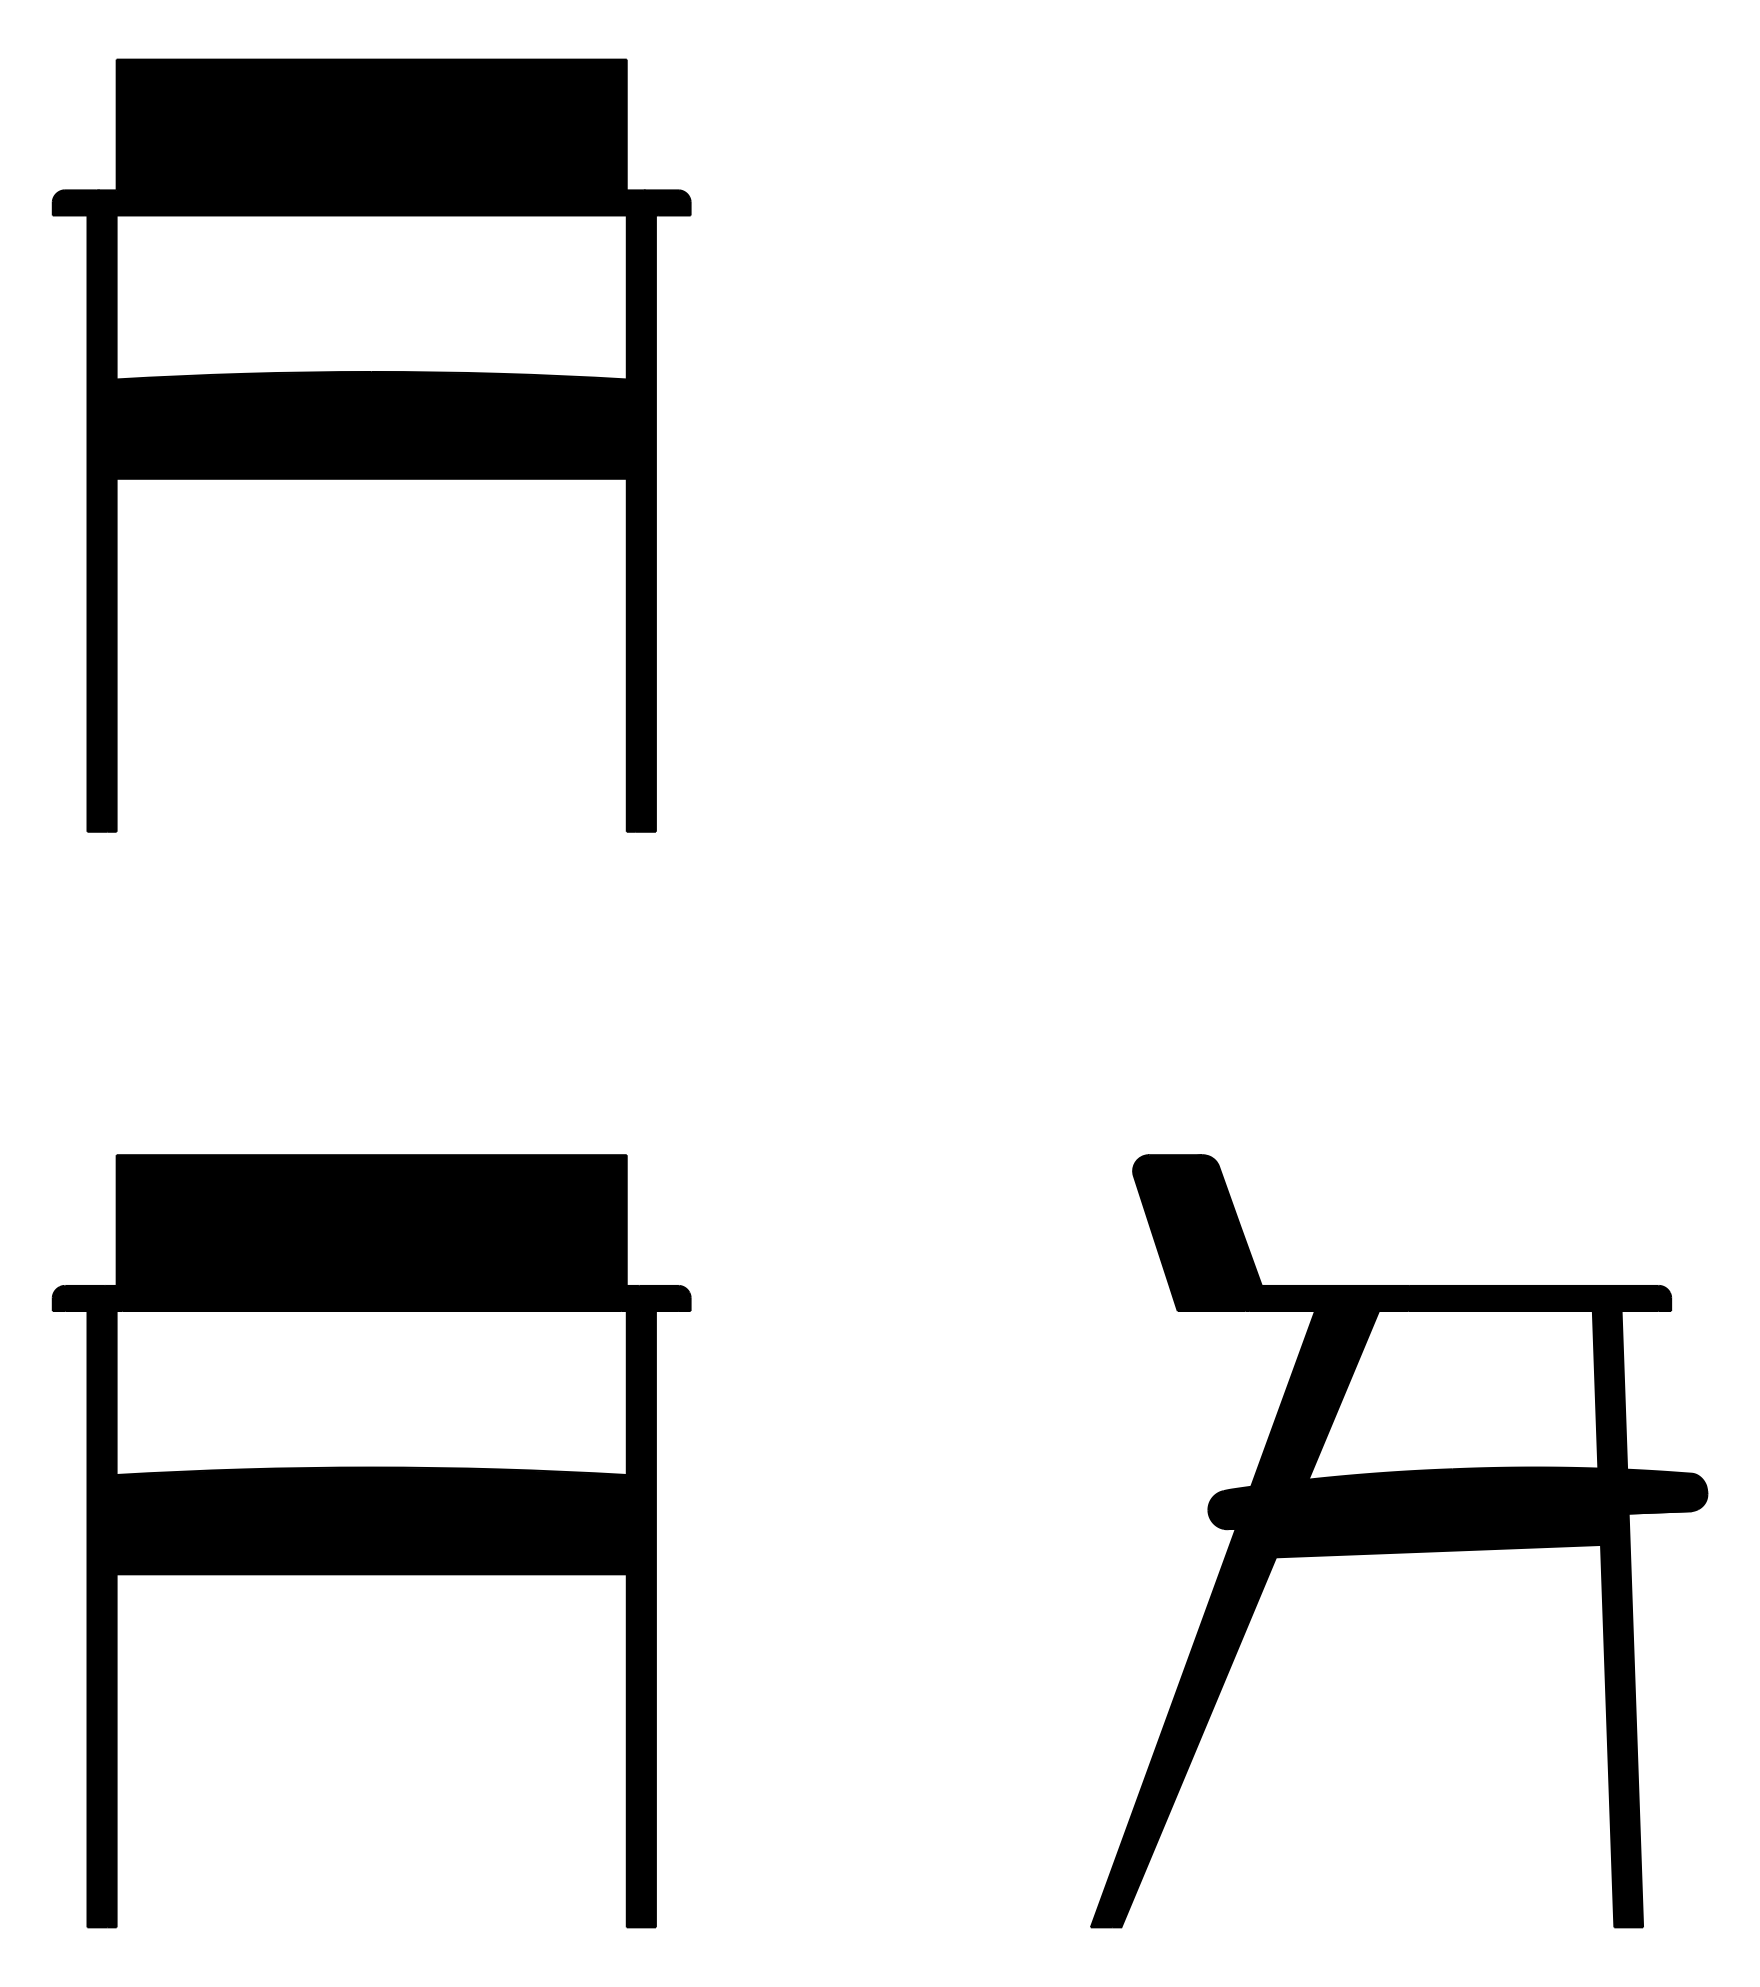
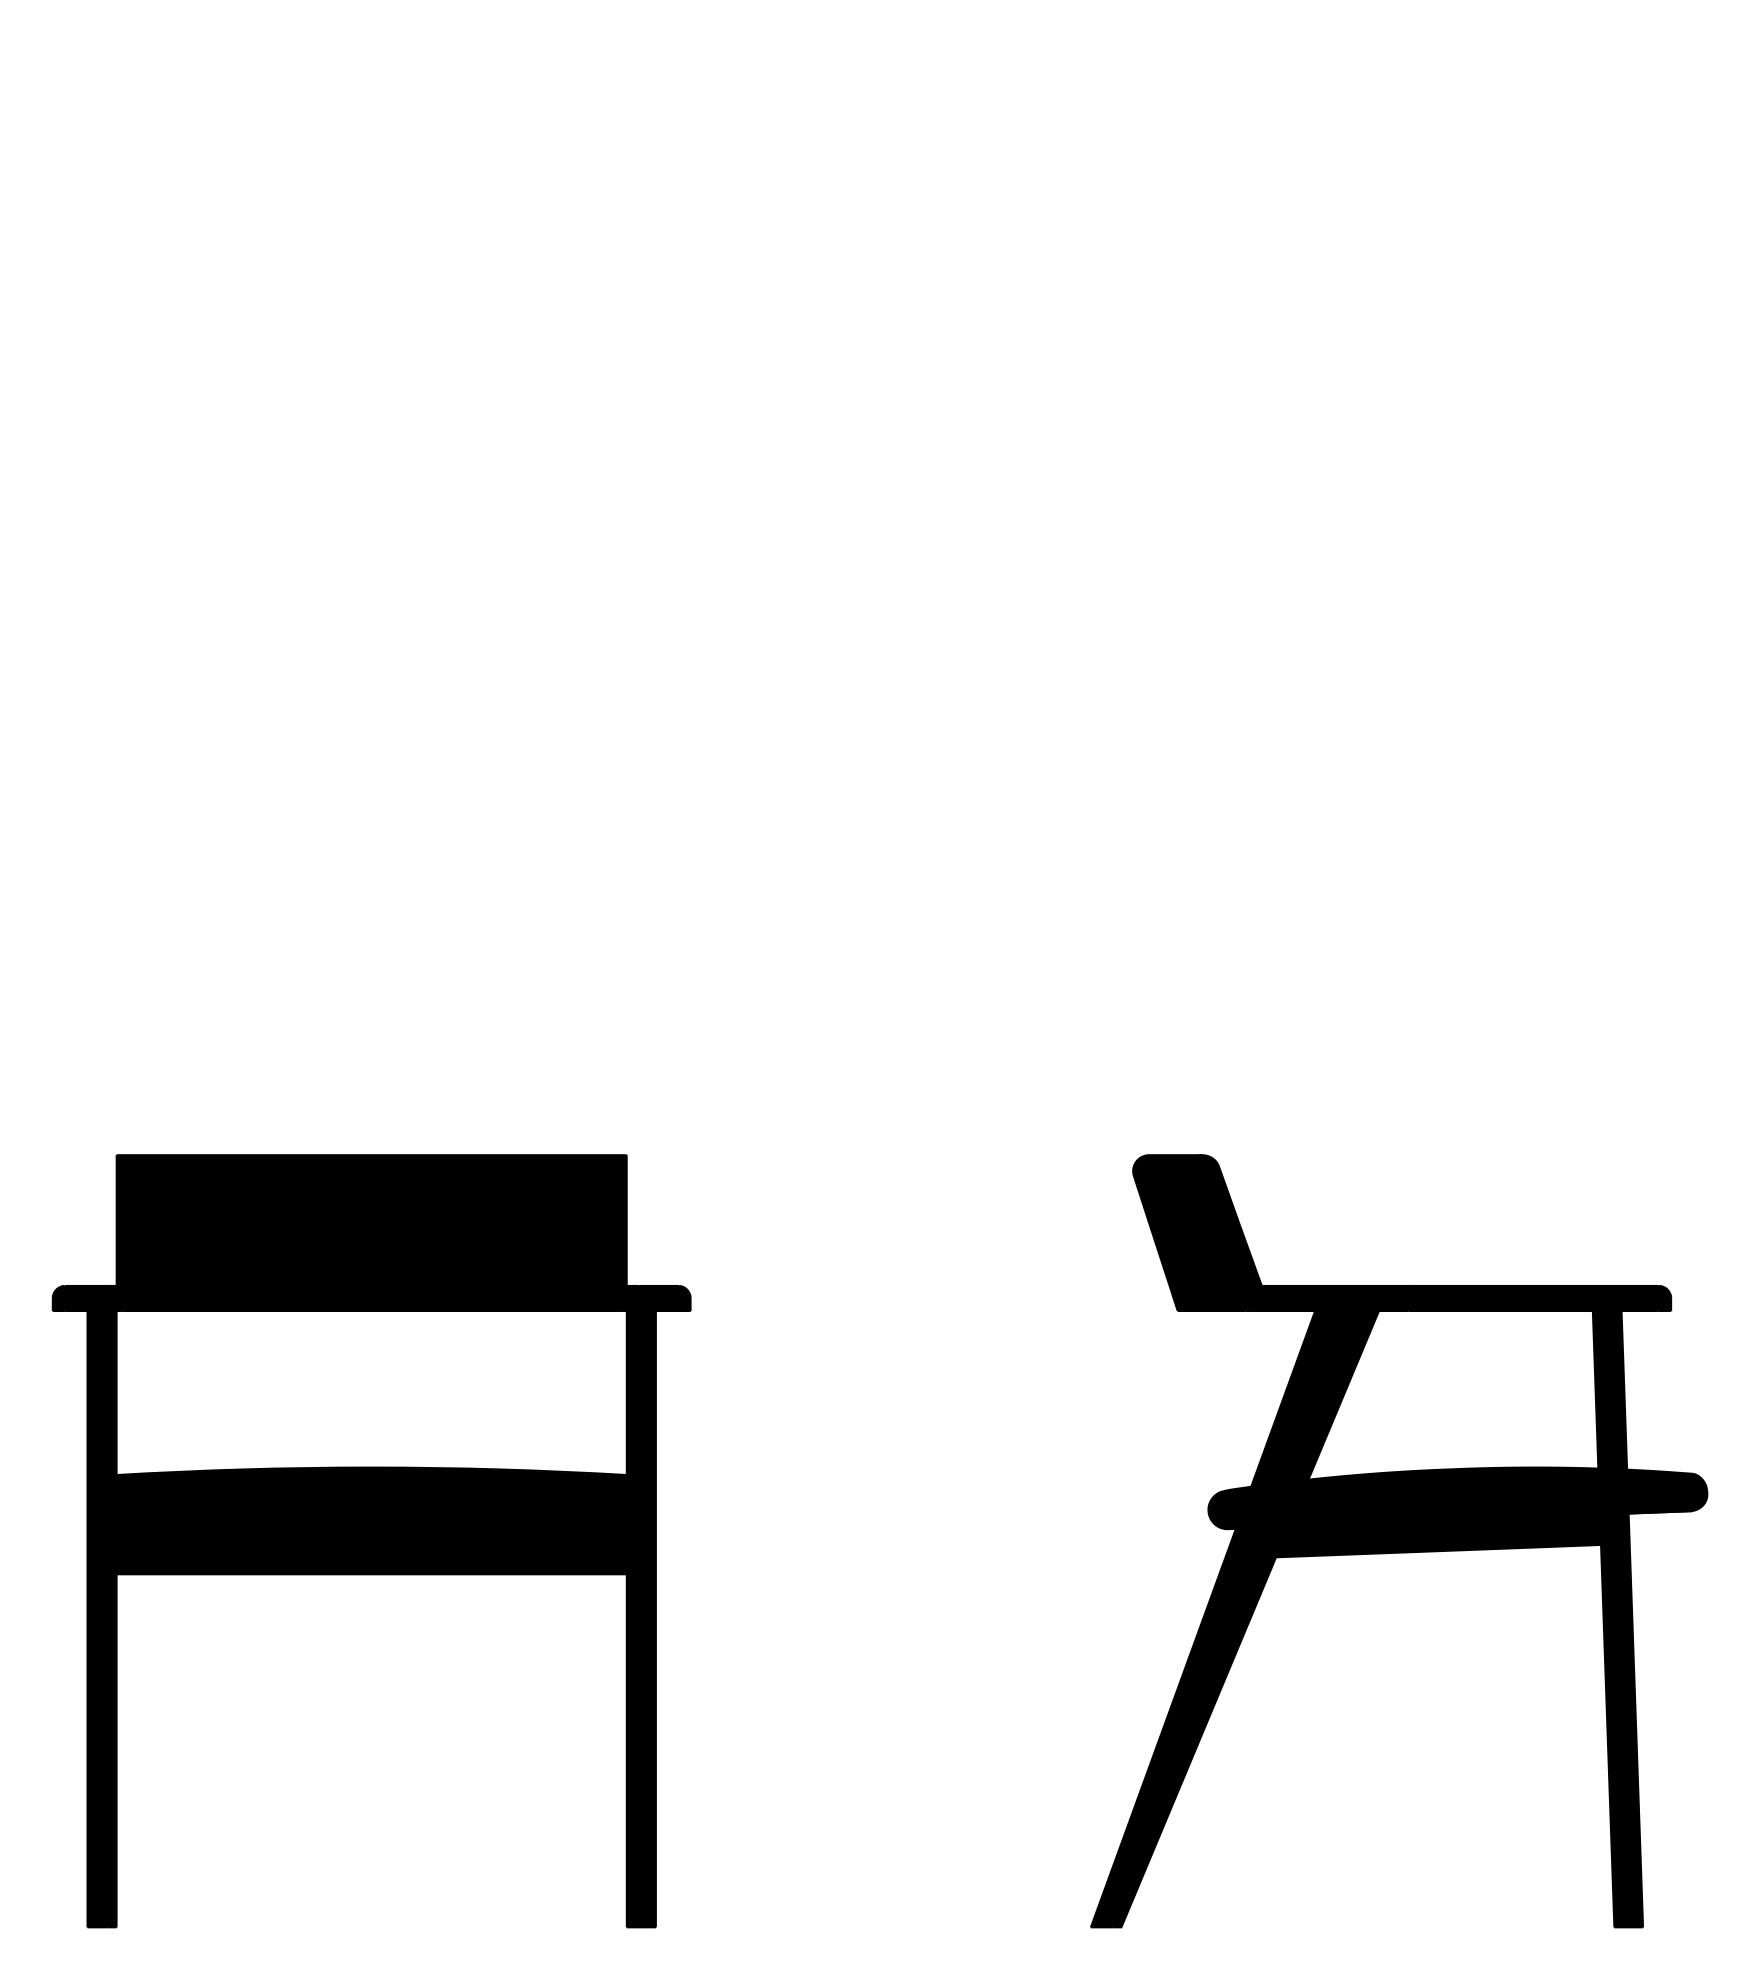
part: present -> none (371, 445)
